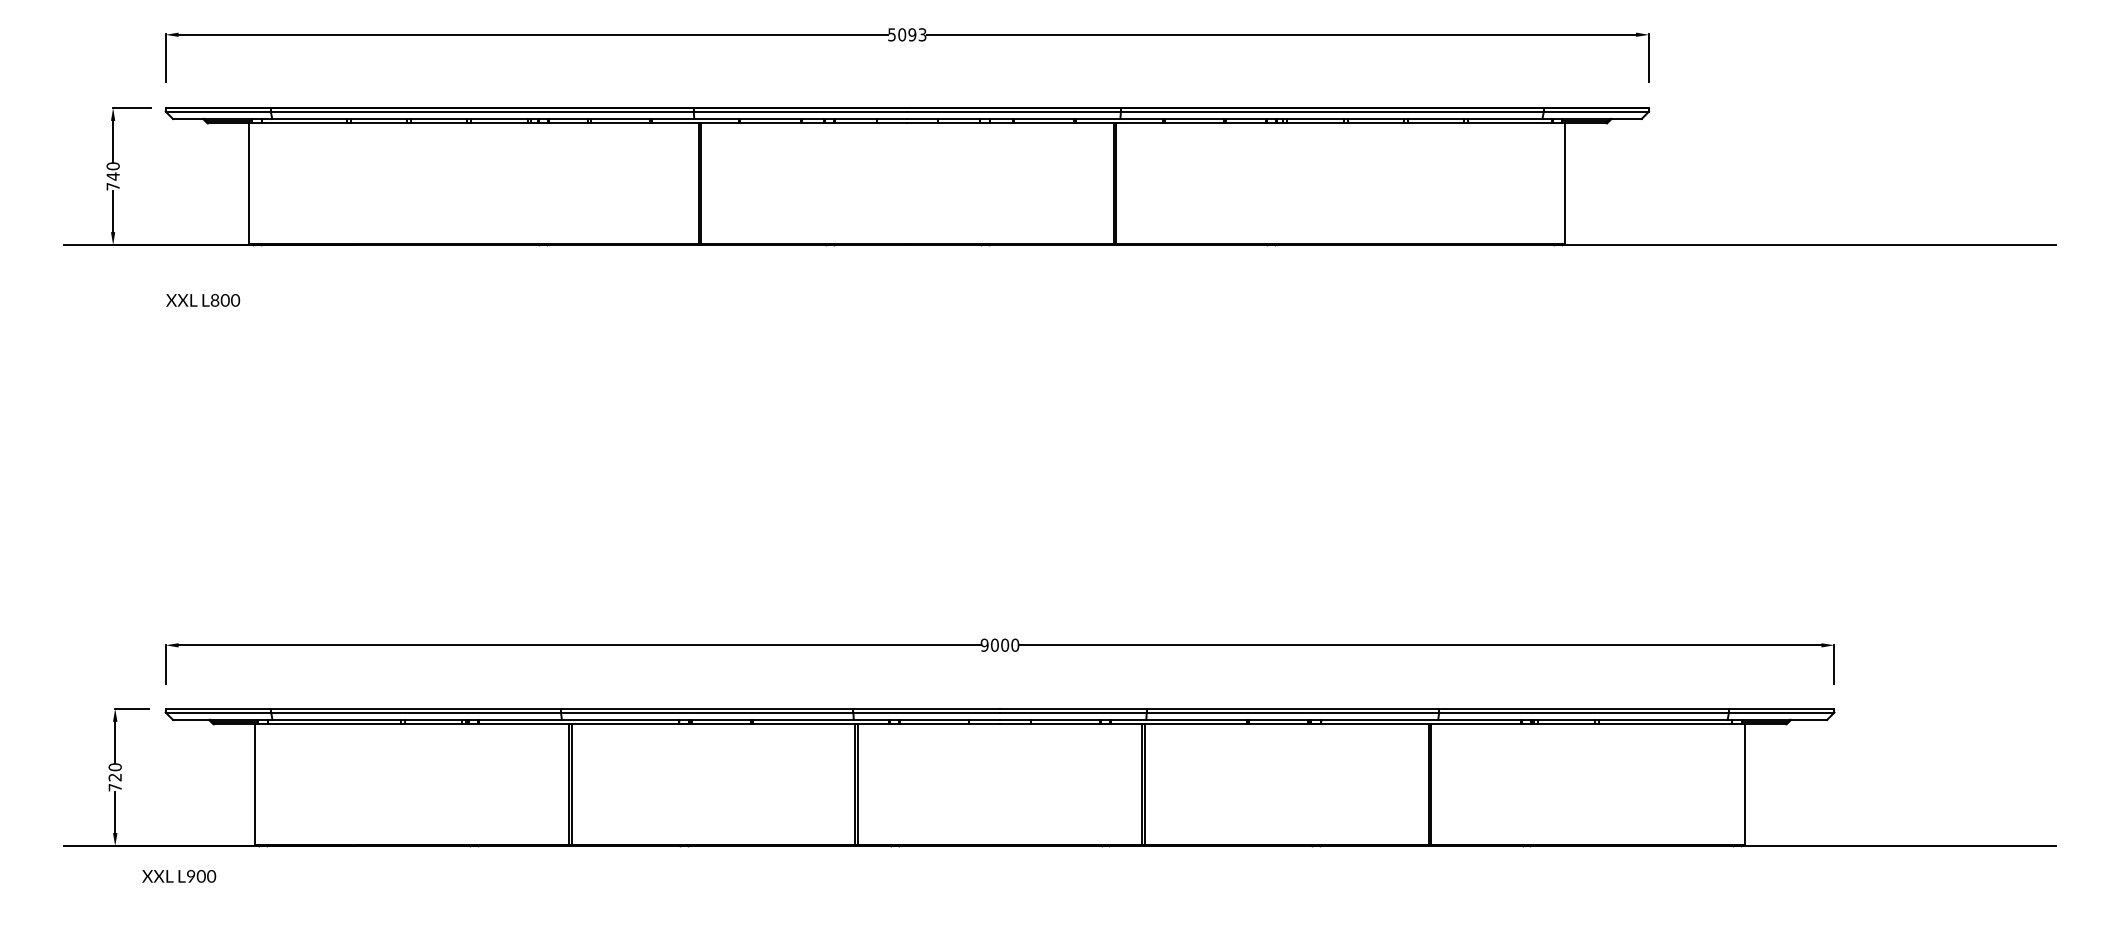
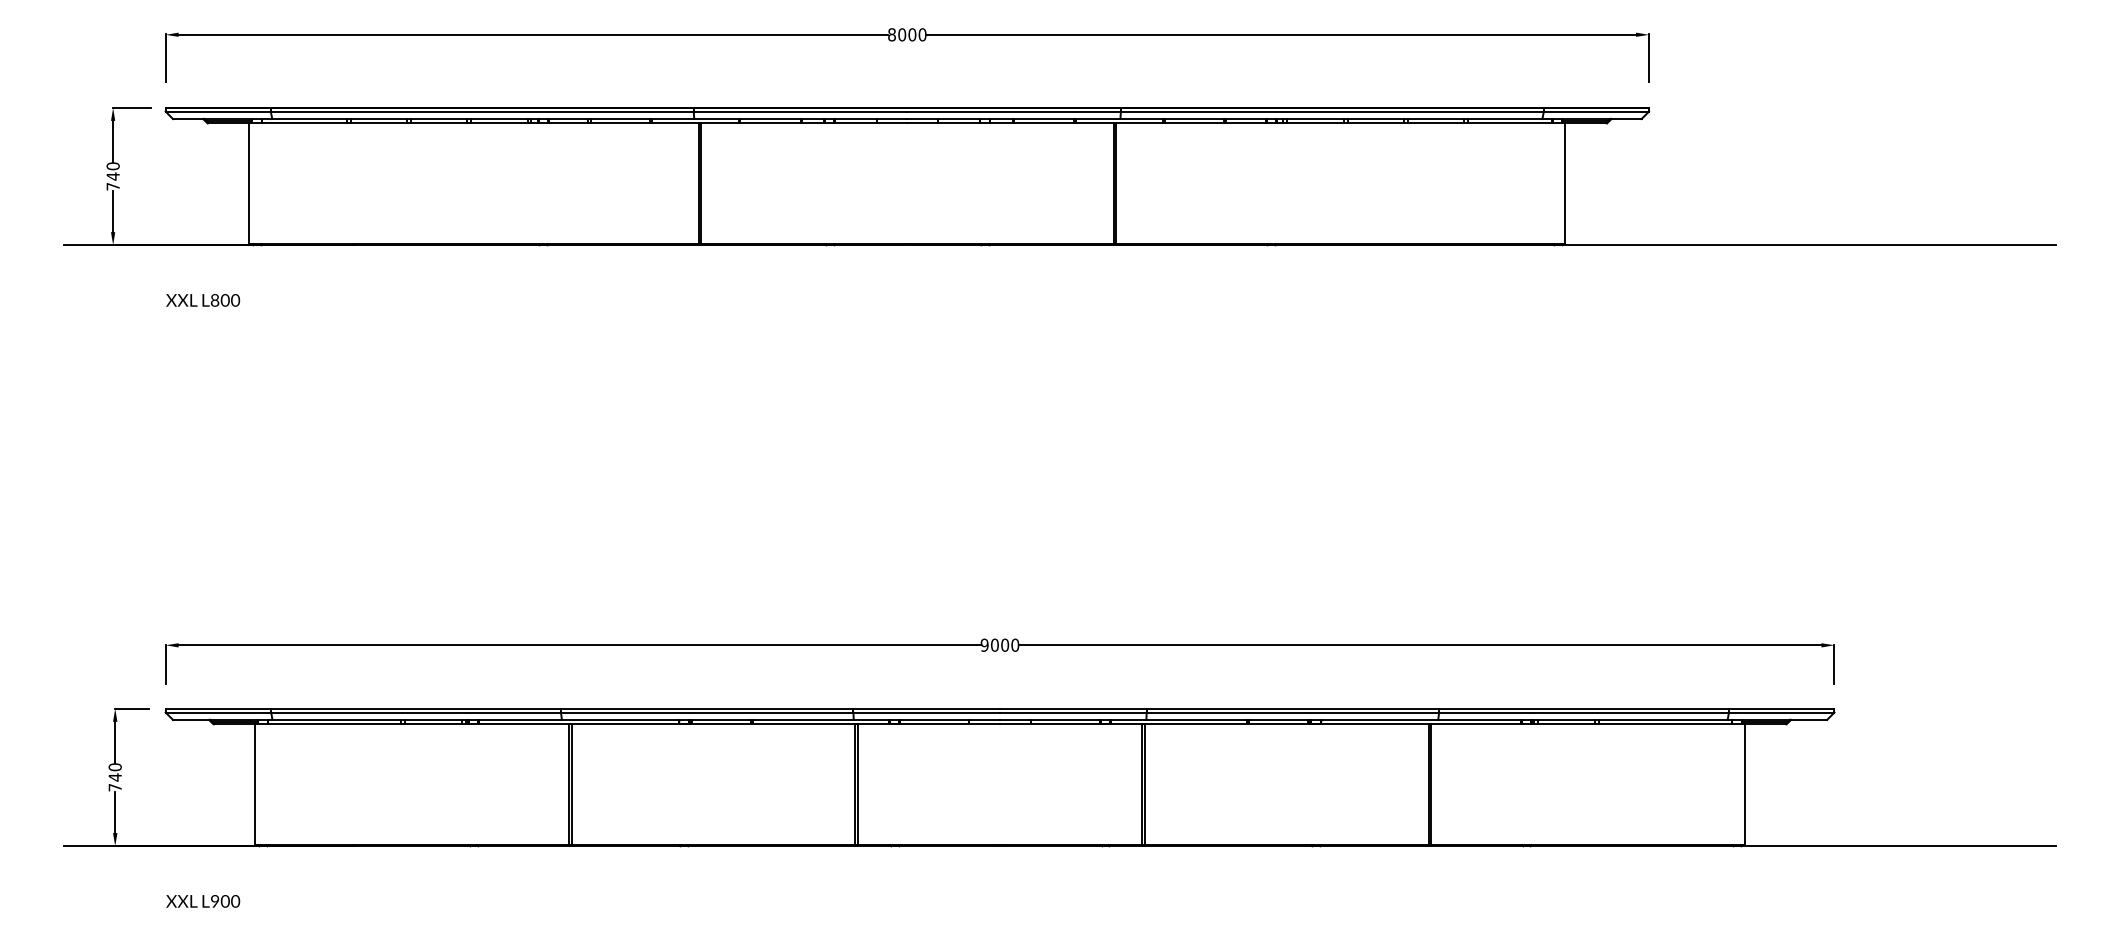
text: 5093 -> 8000 (907, 34)
text: 720 -> 740 (114, 777)
text position: (179, 876) -> (203, 901) (203, 901)
